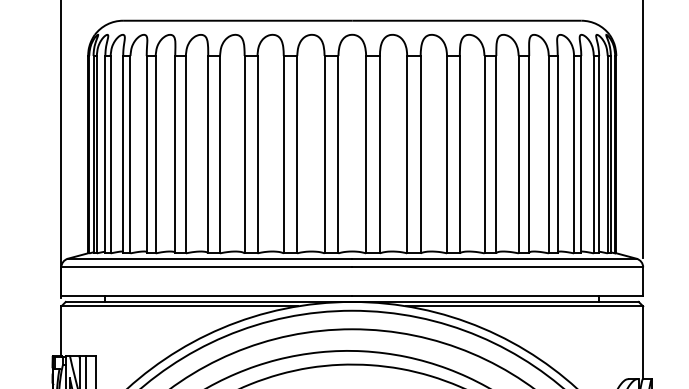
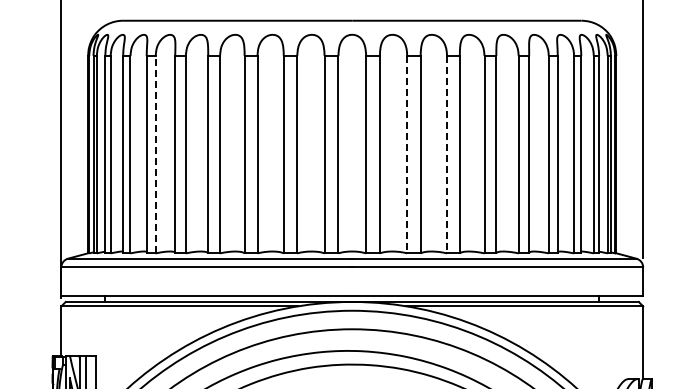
line: solid -> dashed (155, 154)
line: solid -> dashed (407, 154)
line: solid -> dashed (447, 154)
